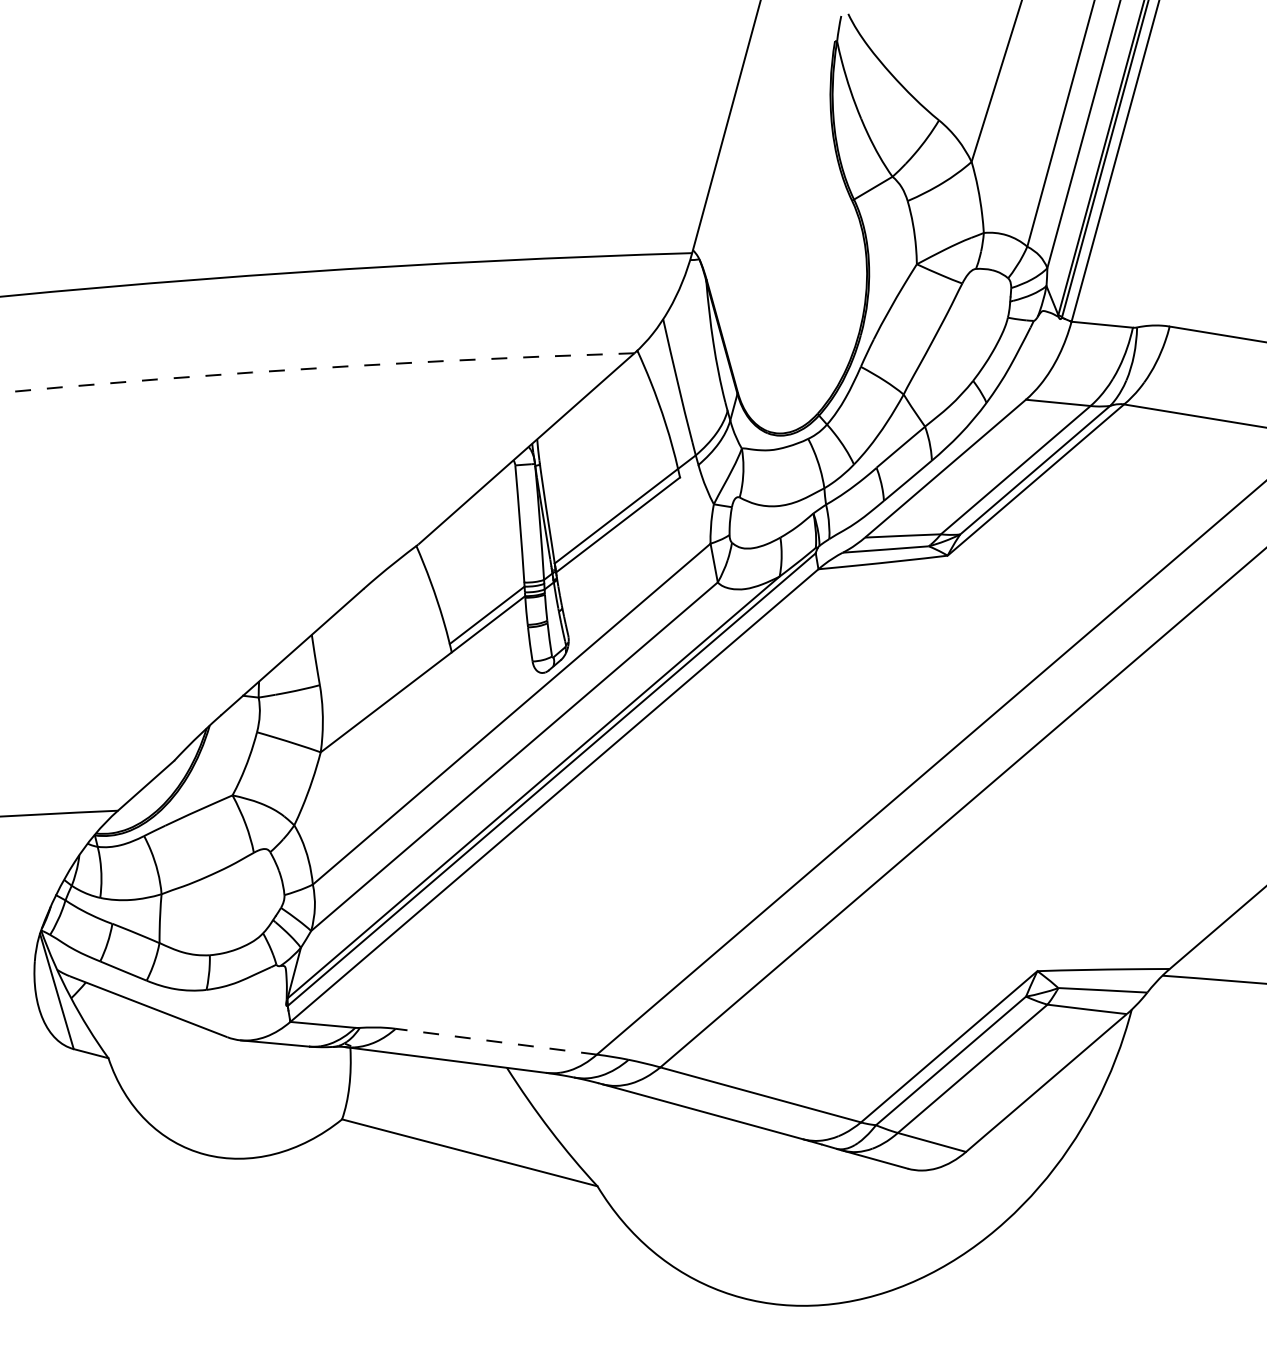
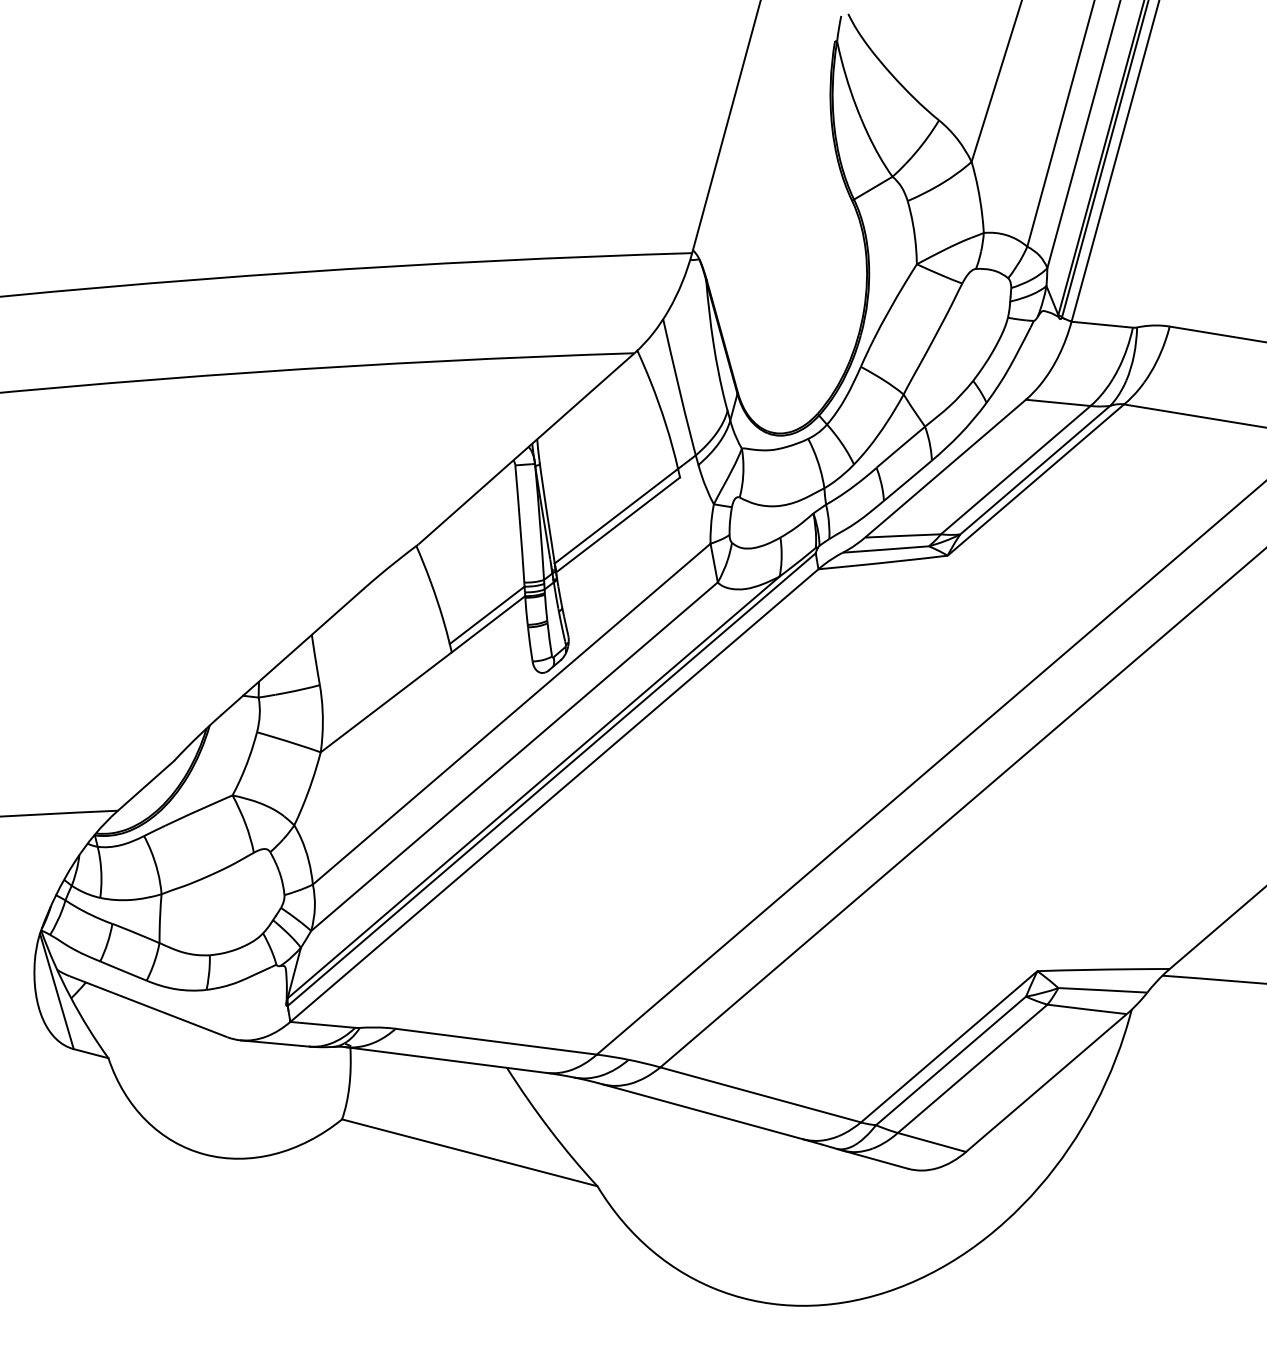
arc: dashed -> solid (317, 368)
line: dashed -> solid (495, 1041)
